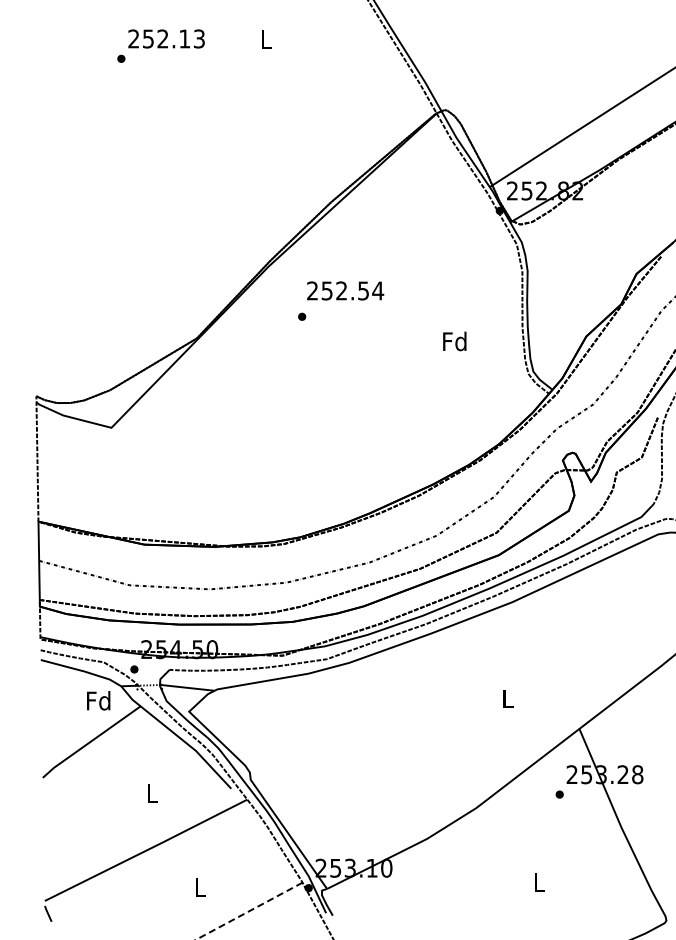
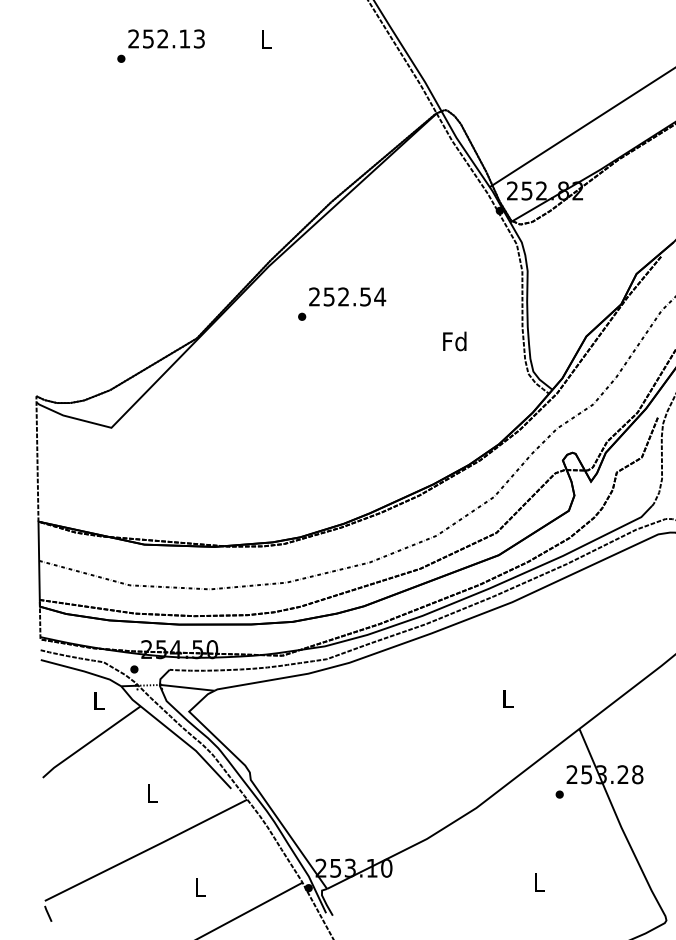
text position: (345, 290) -> (347, 296) (347, 296)
text: Fd -> L (98, 700)
line: dashed -> solid (249, 911)
